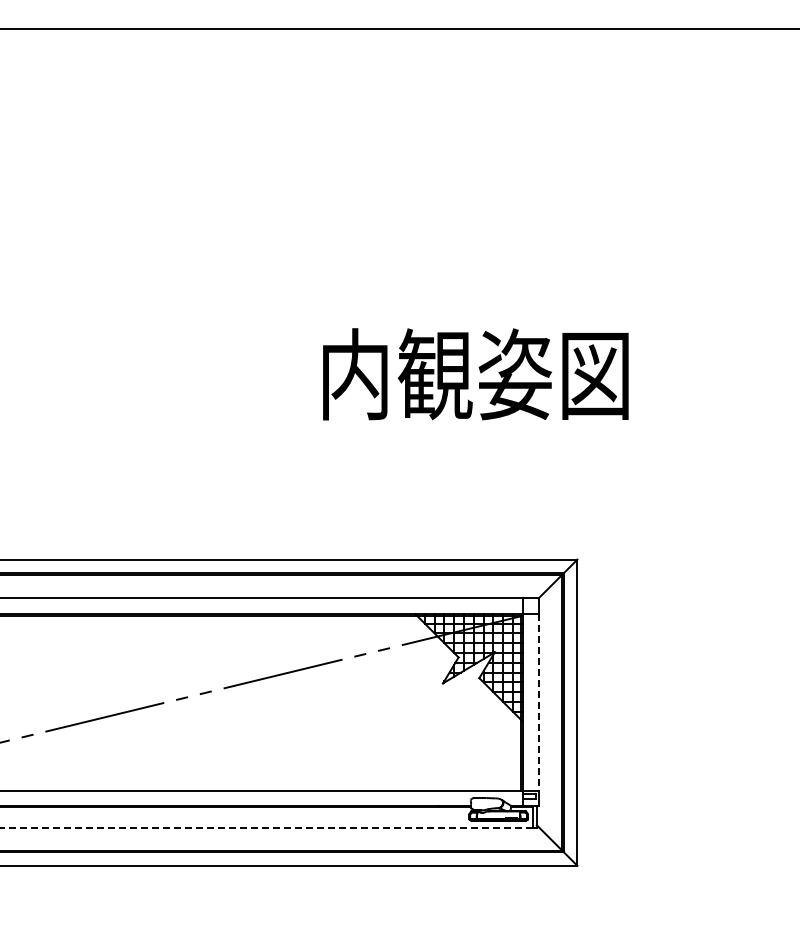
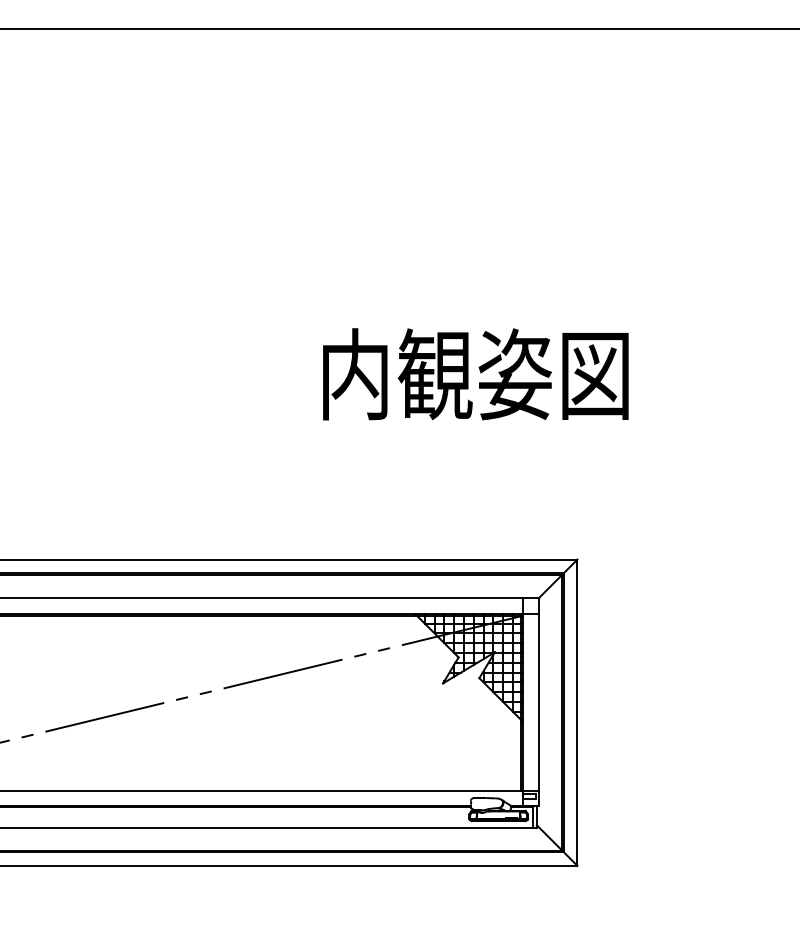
line: dashed -> solid (538, 703)
line: dashed -> solid (266, 828)
